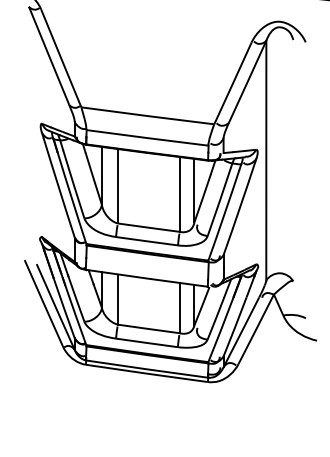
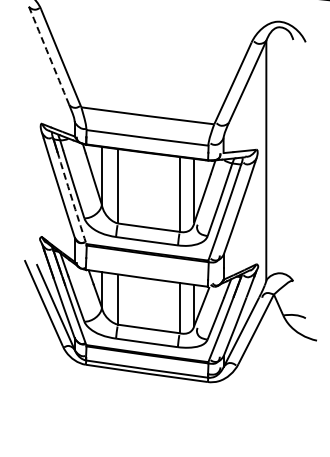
arc: solid -> dashed (49, 55)
arc: solid -> dashed (71, 198)
